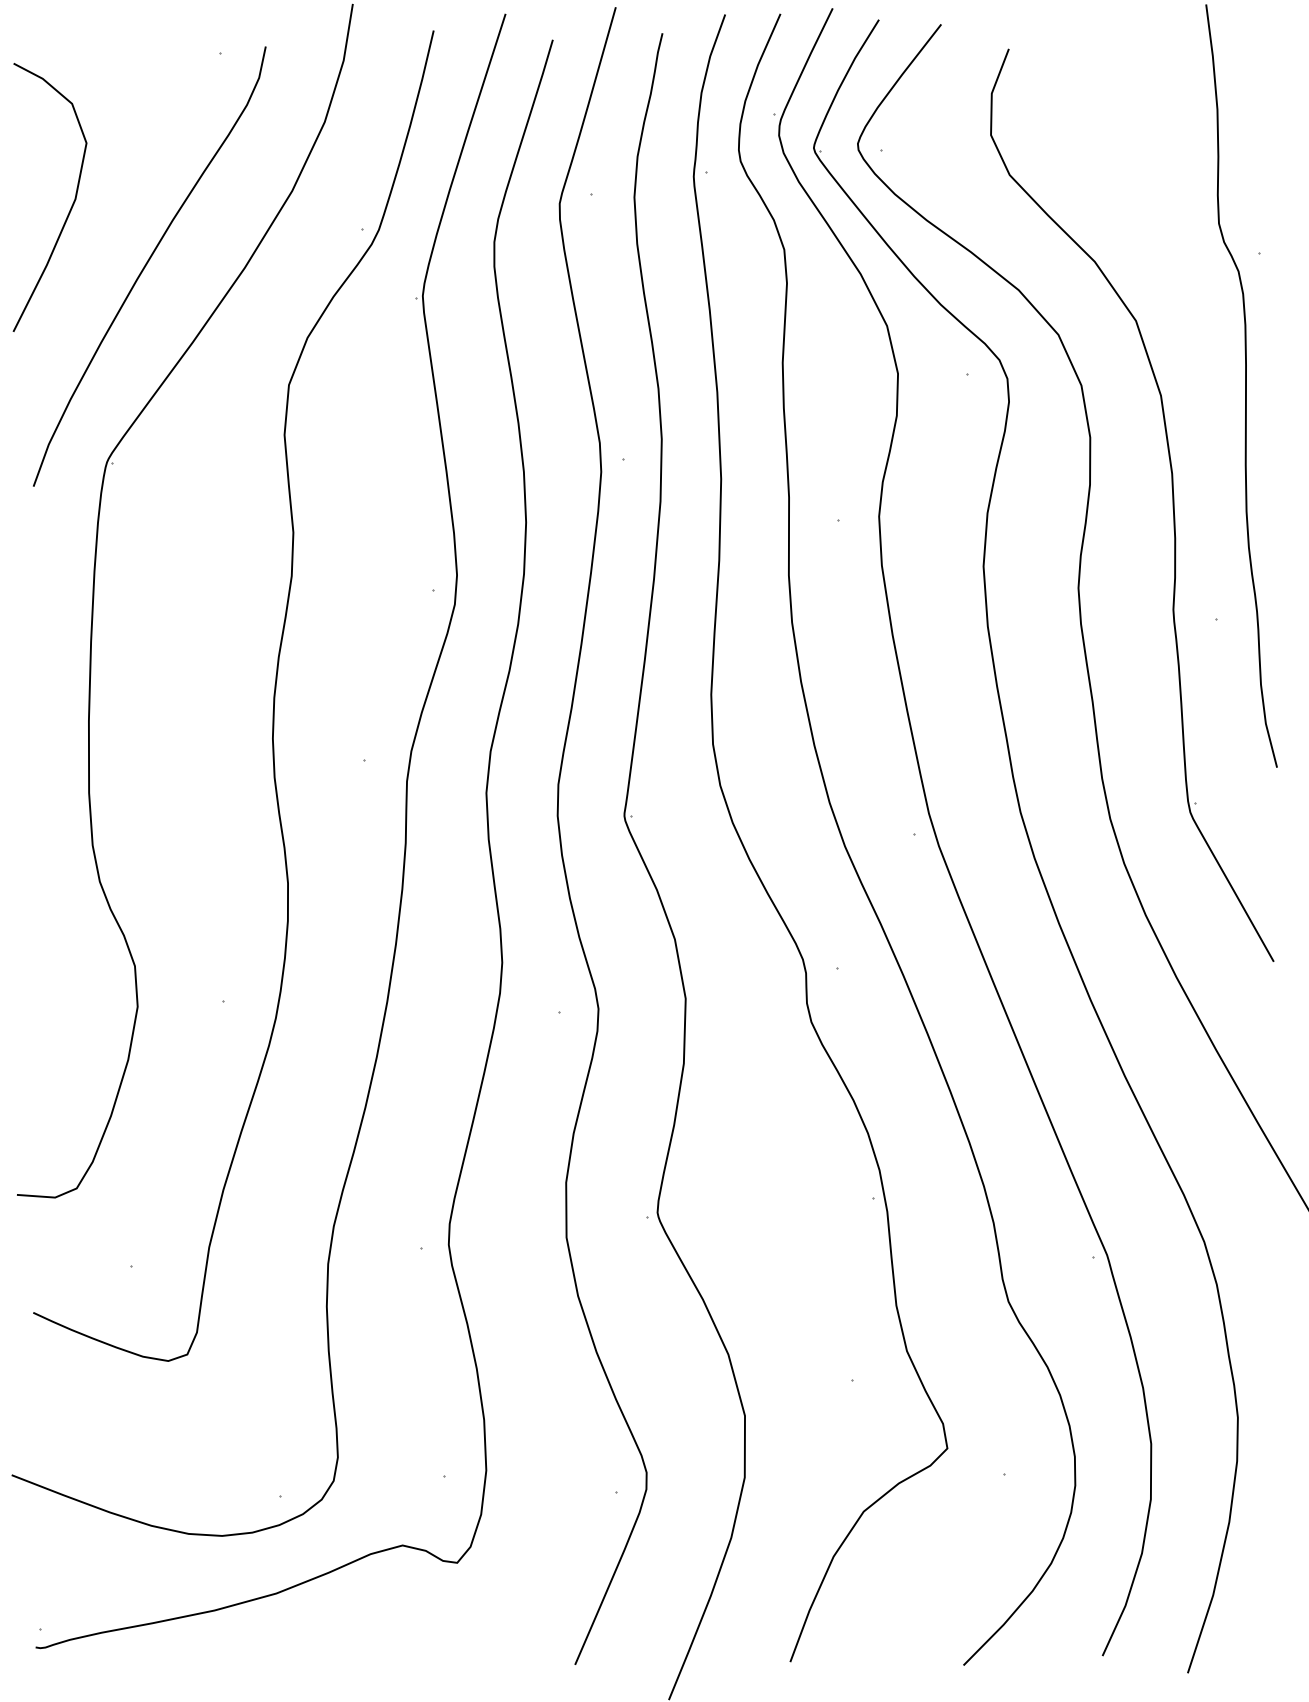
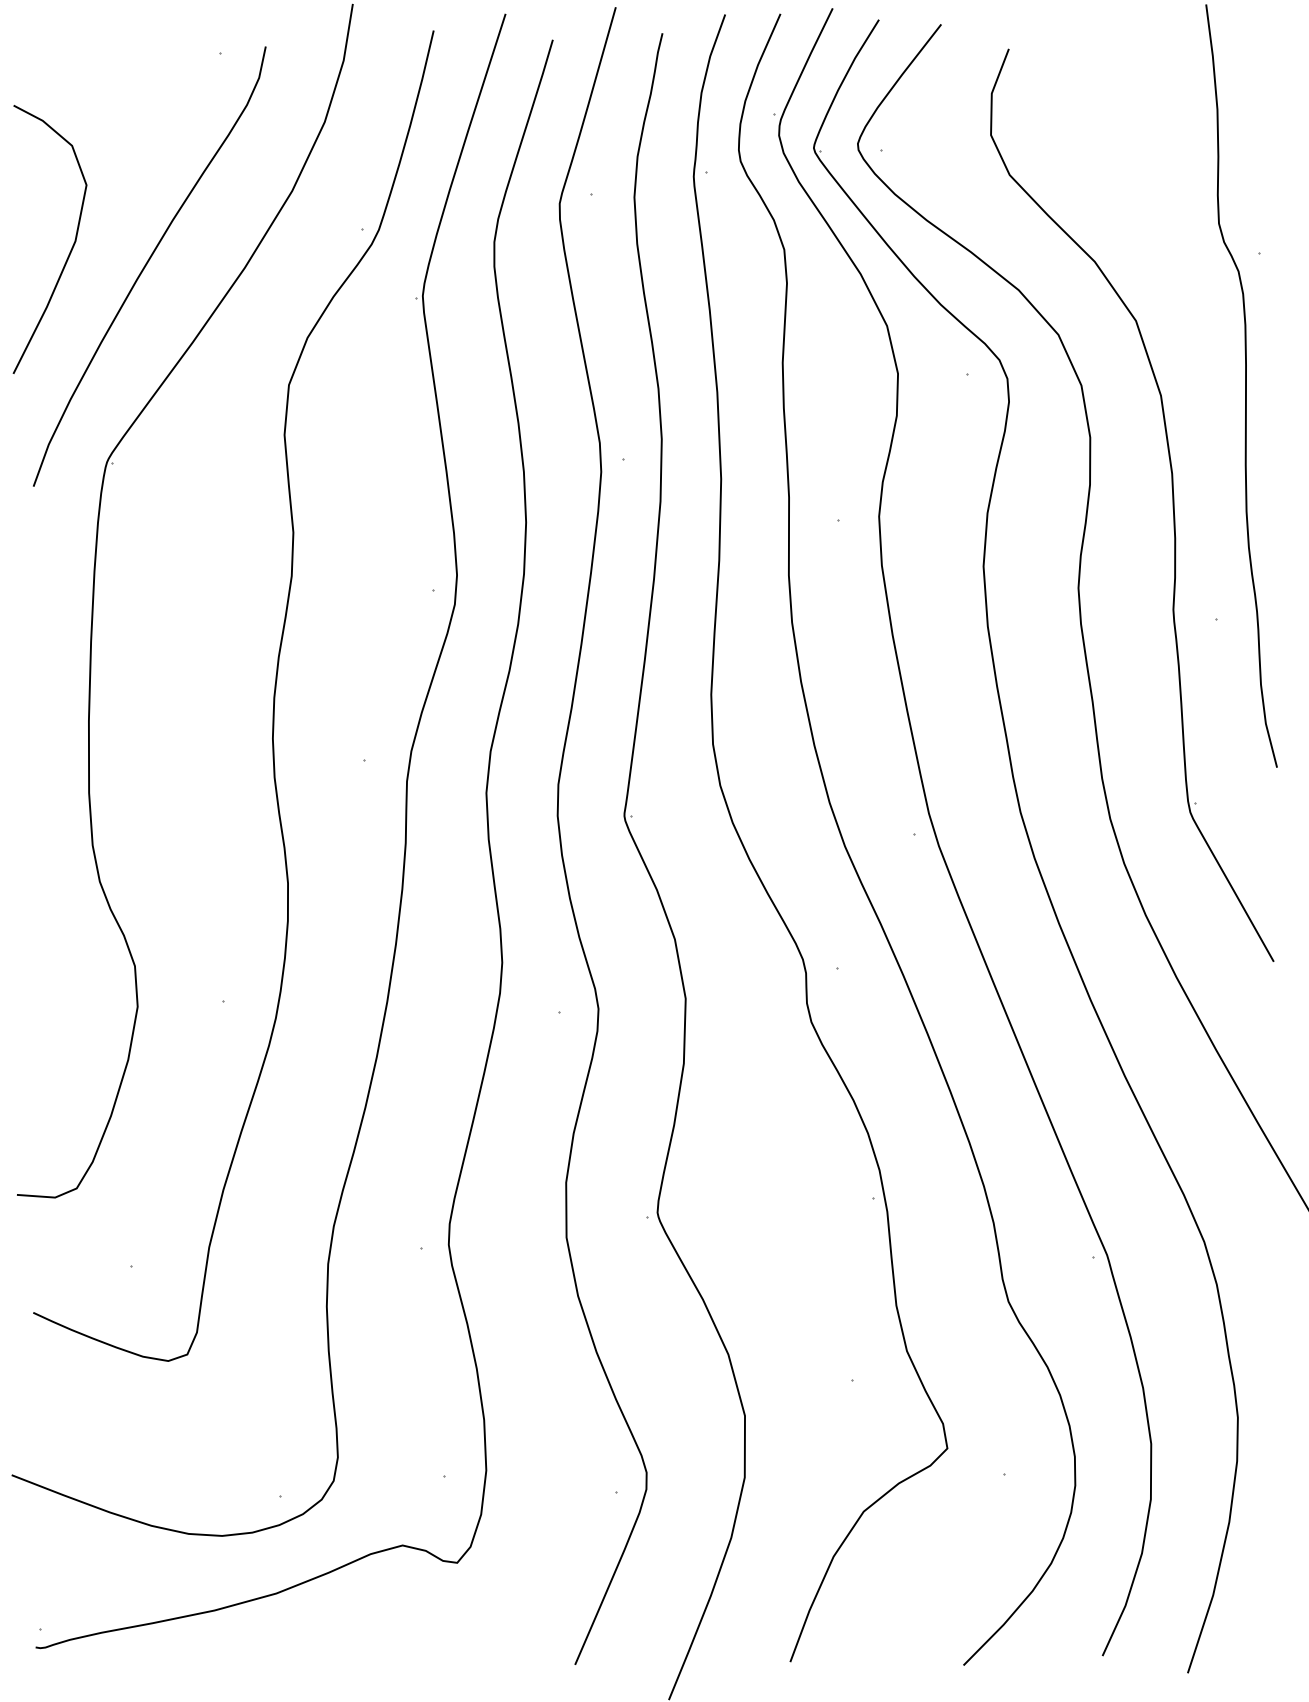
curve position: (70, 207) -> (70, 249) (70, 249)
